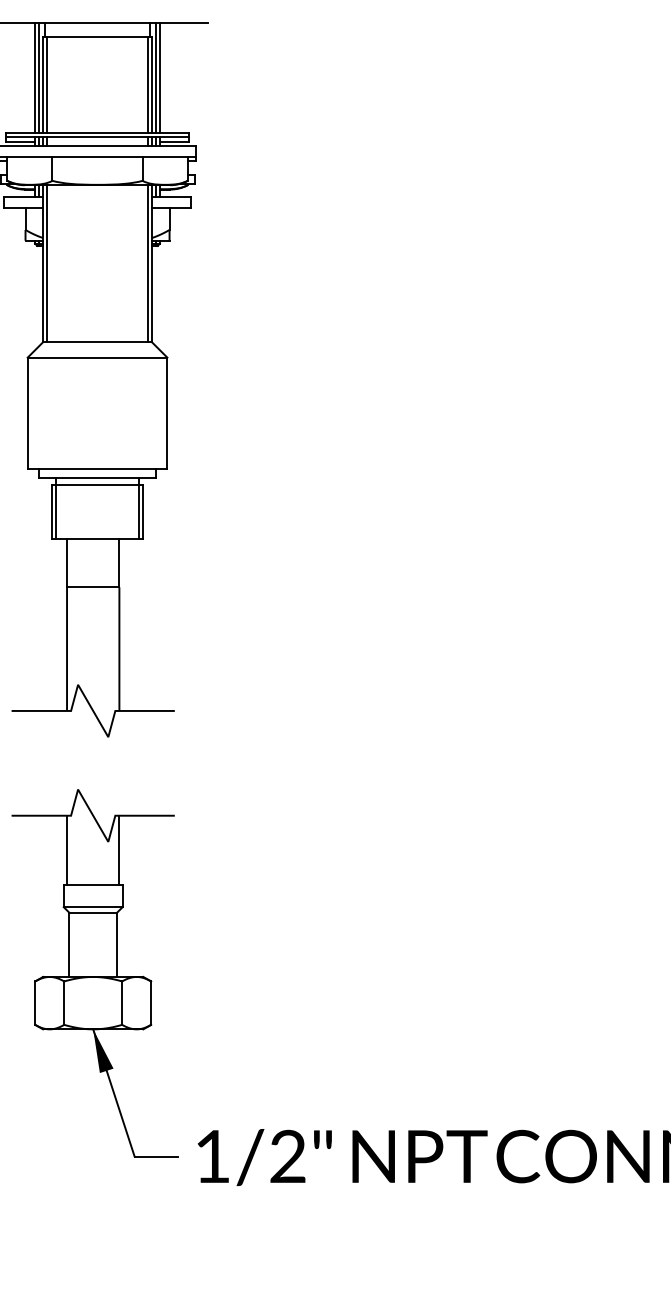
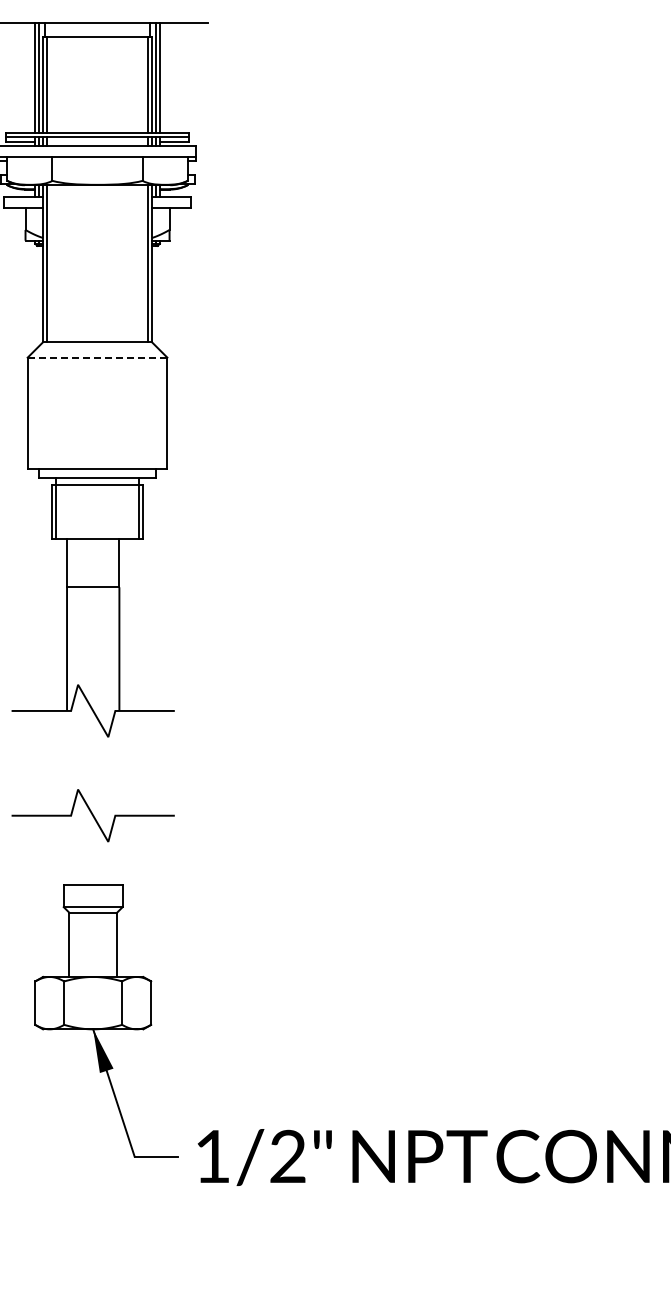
line: solid -> dashed (97, 357)
line: present -> none (67, 850)
line: present -> none (119, 850)
